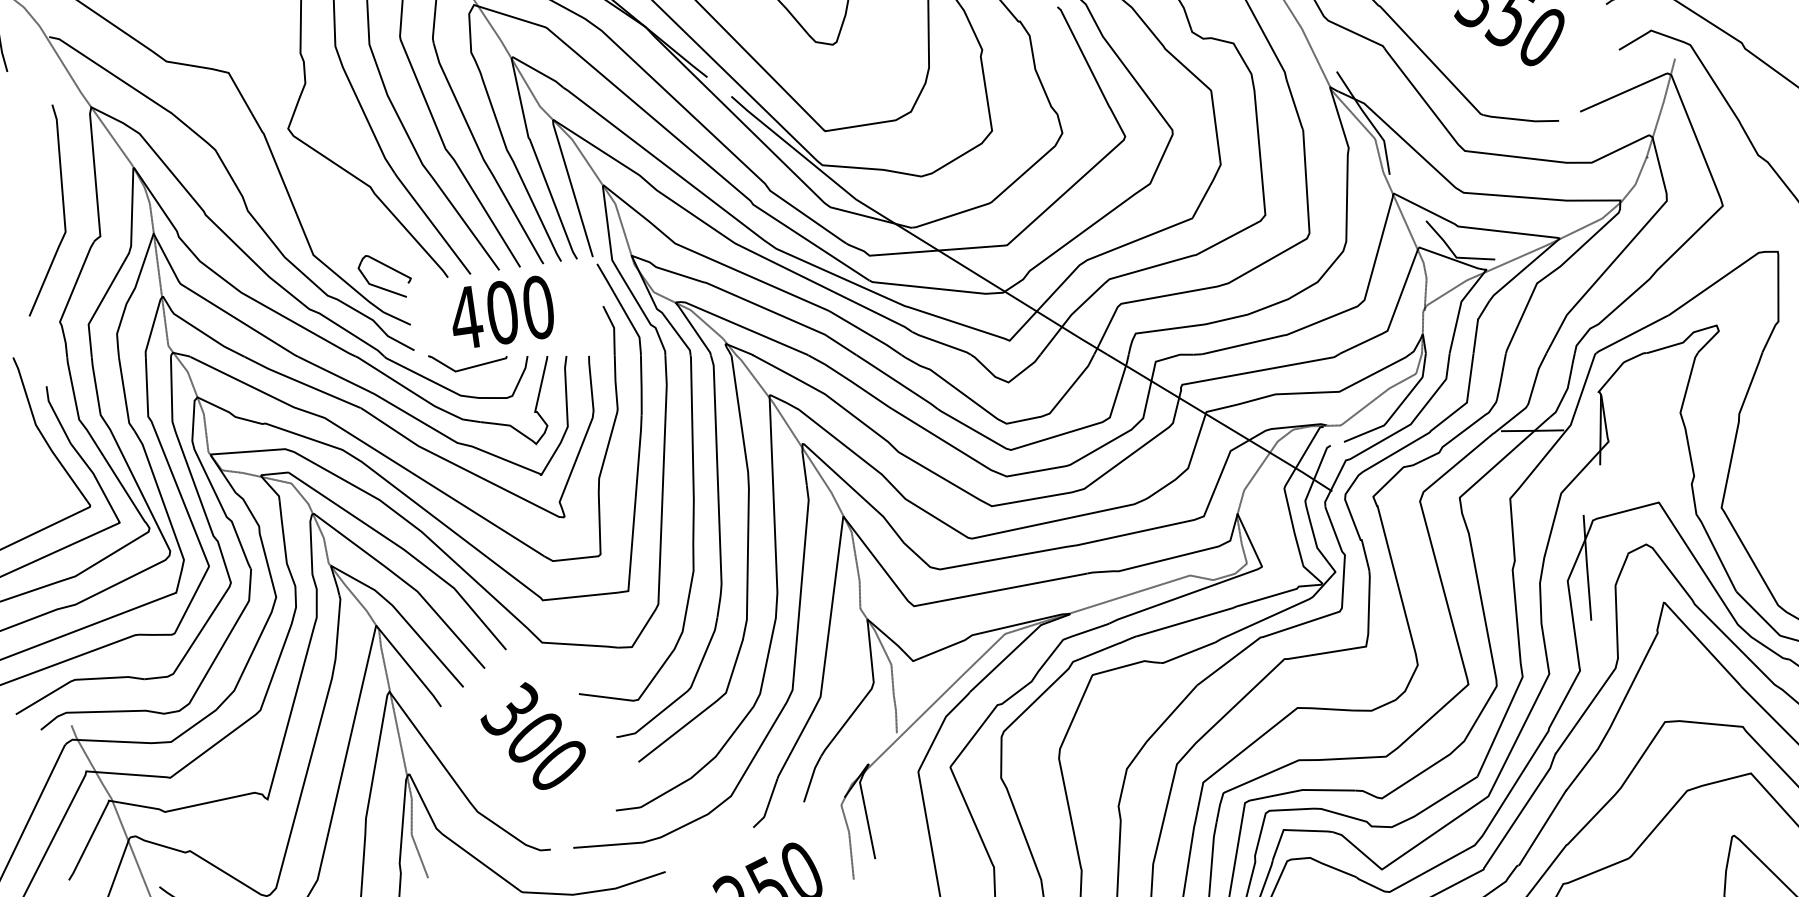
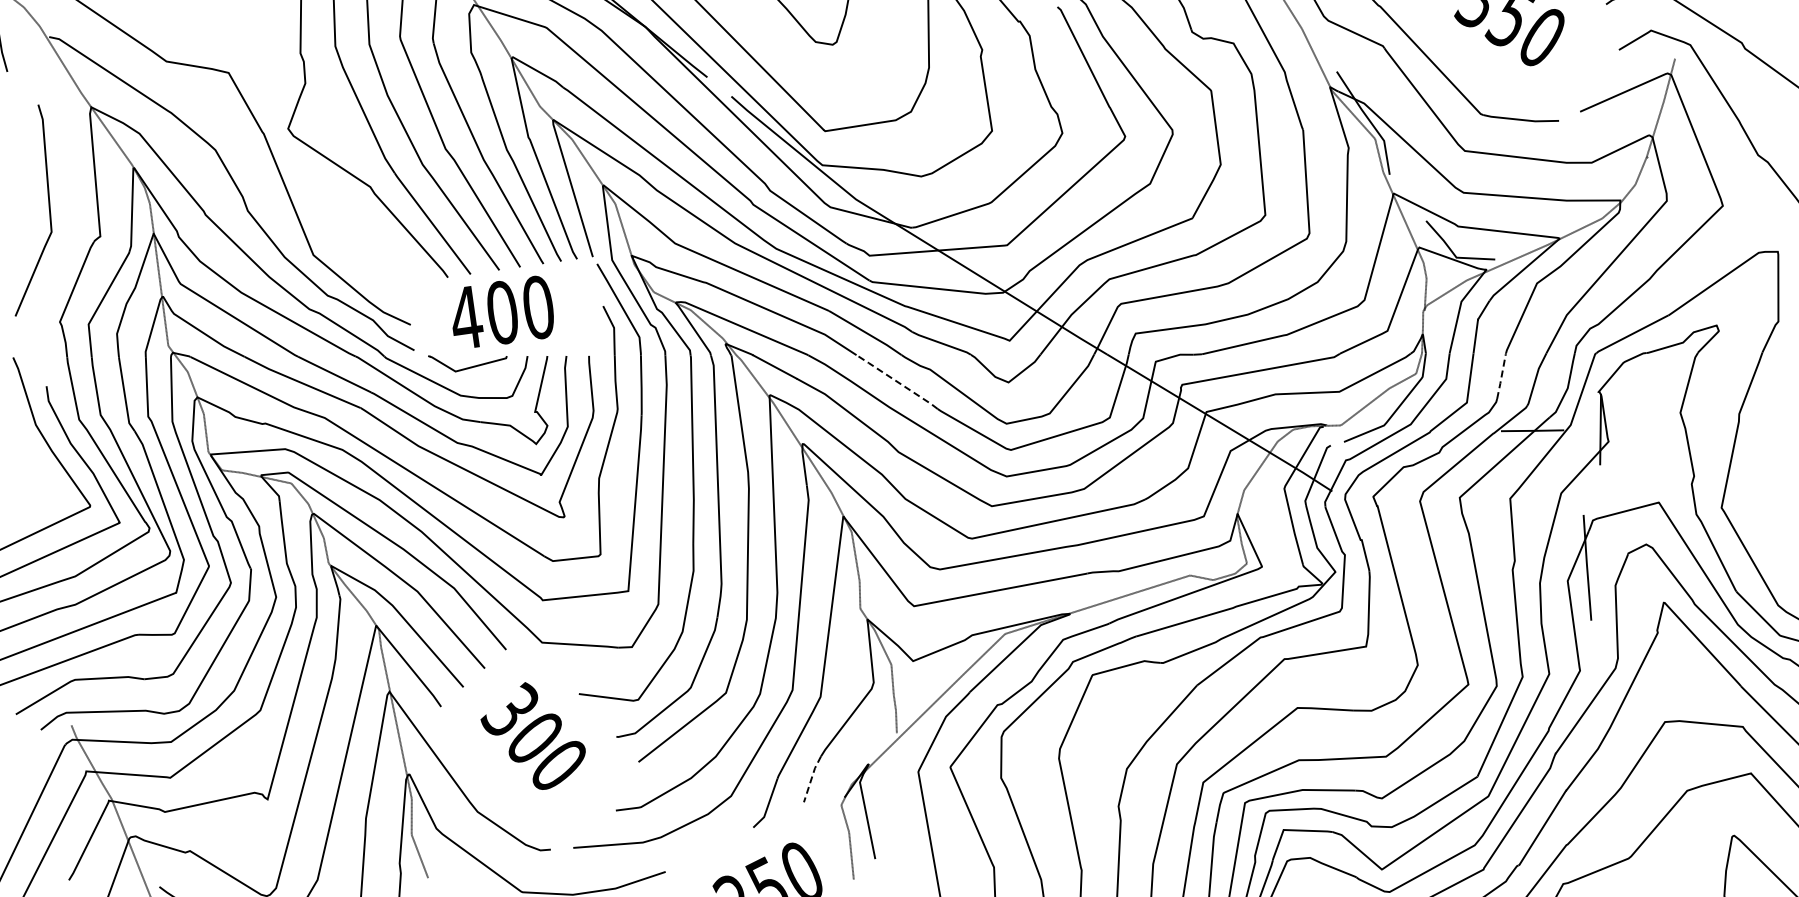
line position: (62, 208) -> (48, 208) (48, 208)
part: present -> none (389, 268)
line: solid -> dashed (1501, 375)
line: solid -> dashed (897, 381)
line: solid -> dashed (811, 778)
